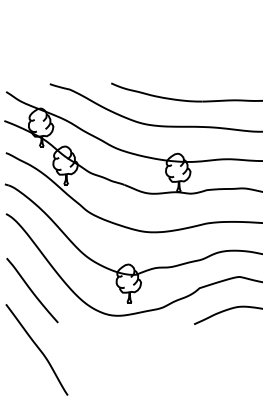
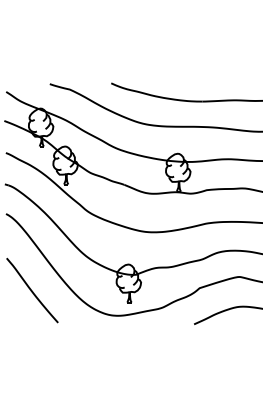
curve: present -> none (37, 348)
